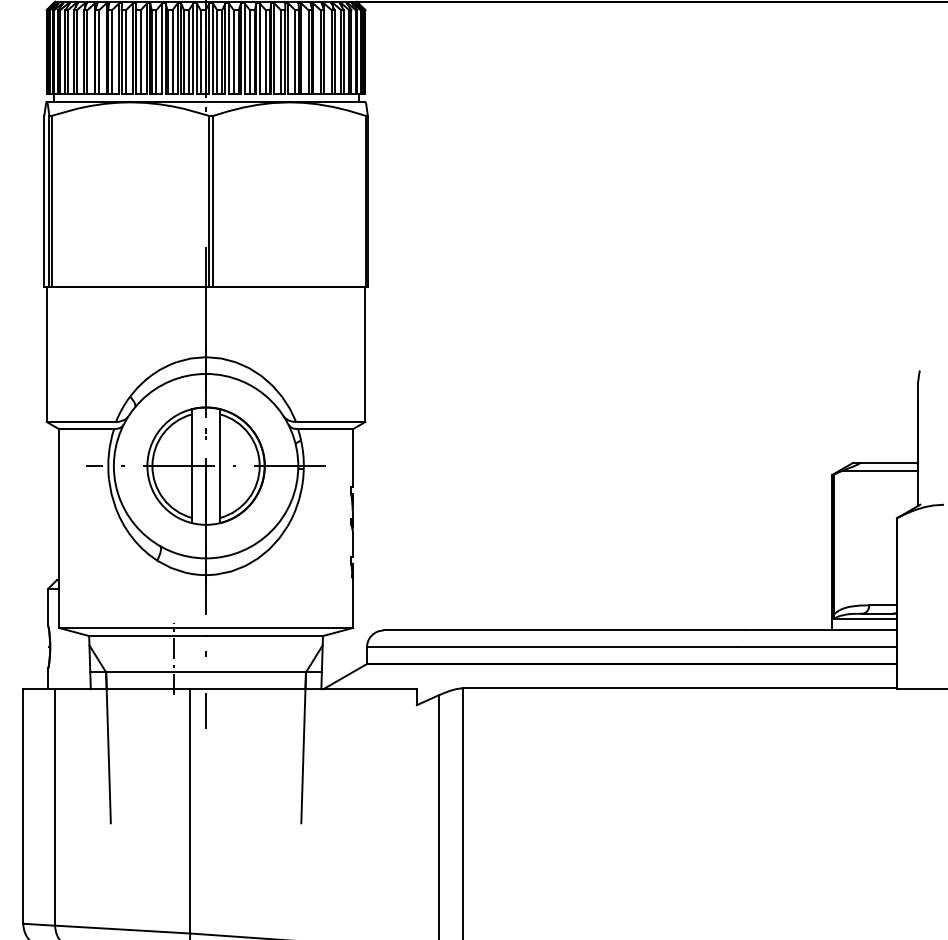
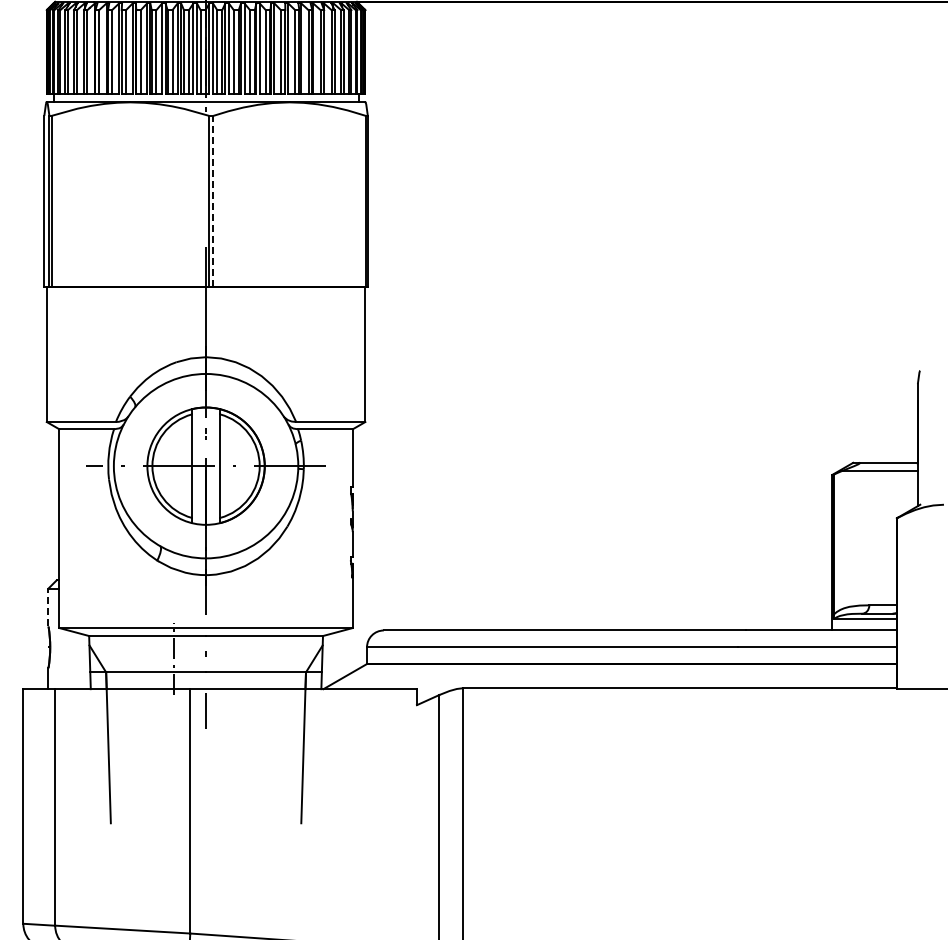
line: solid -> dashed (213, 200)
line: solid -> dashed (48, 607)
